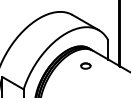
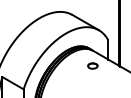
part position: (85, 65) -> (92, 65) (92, 65)
